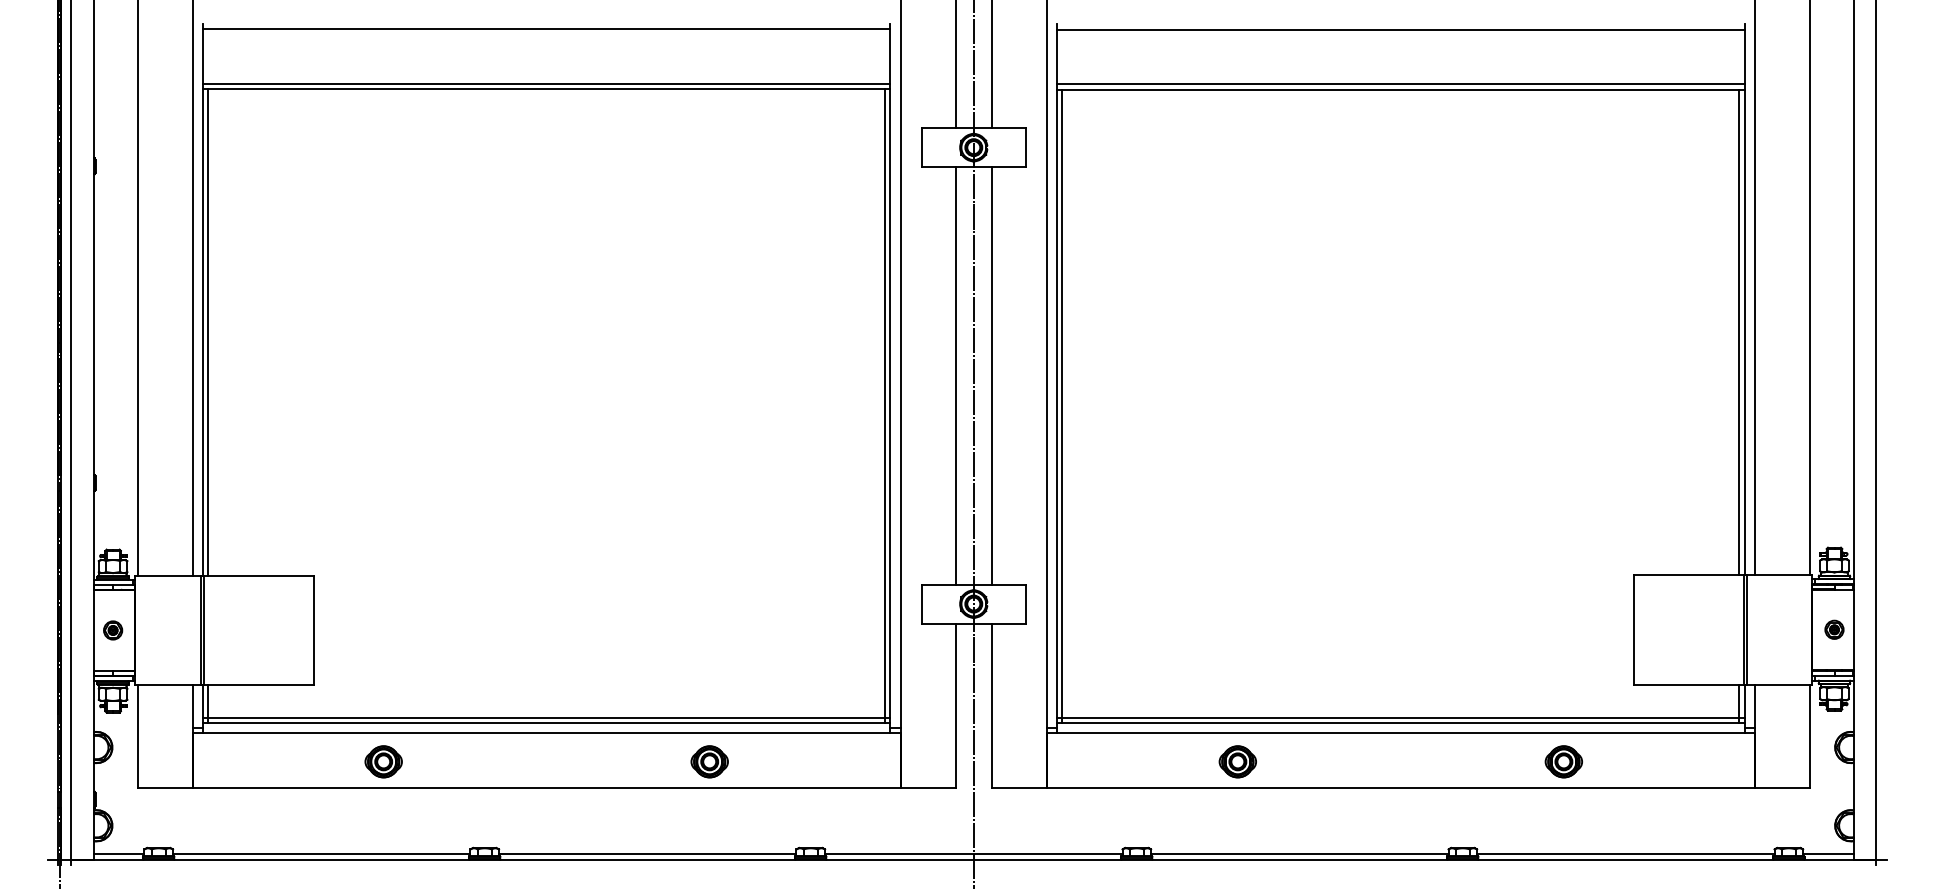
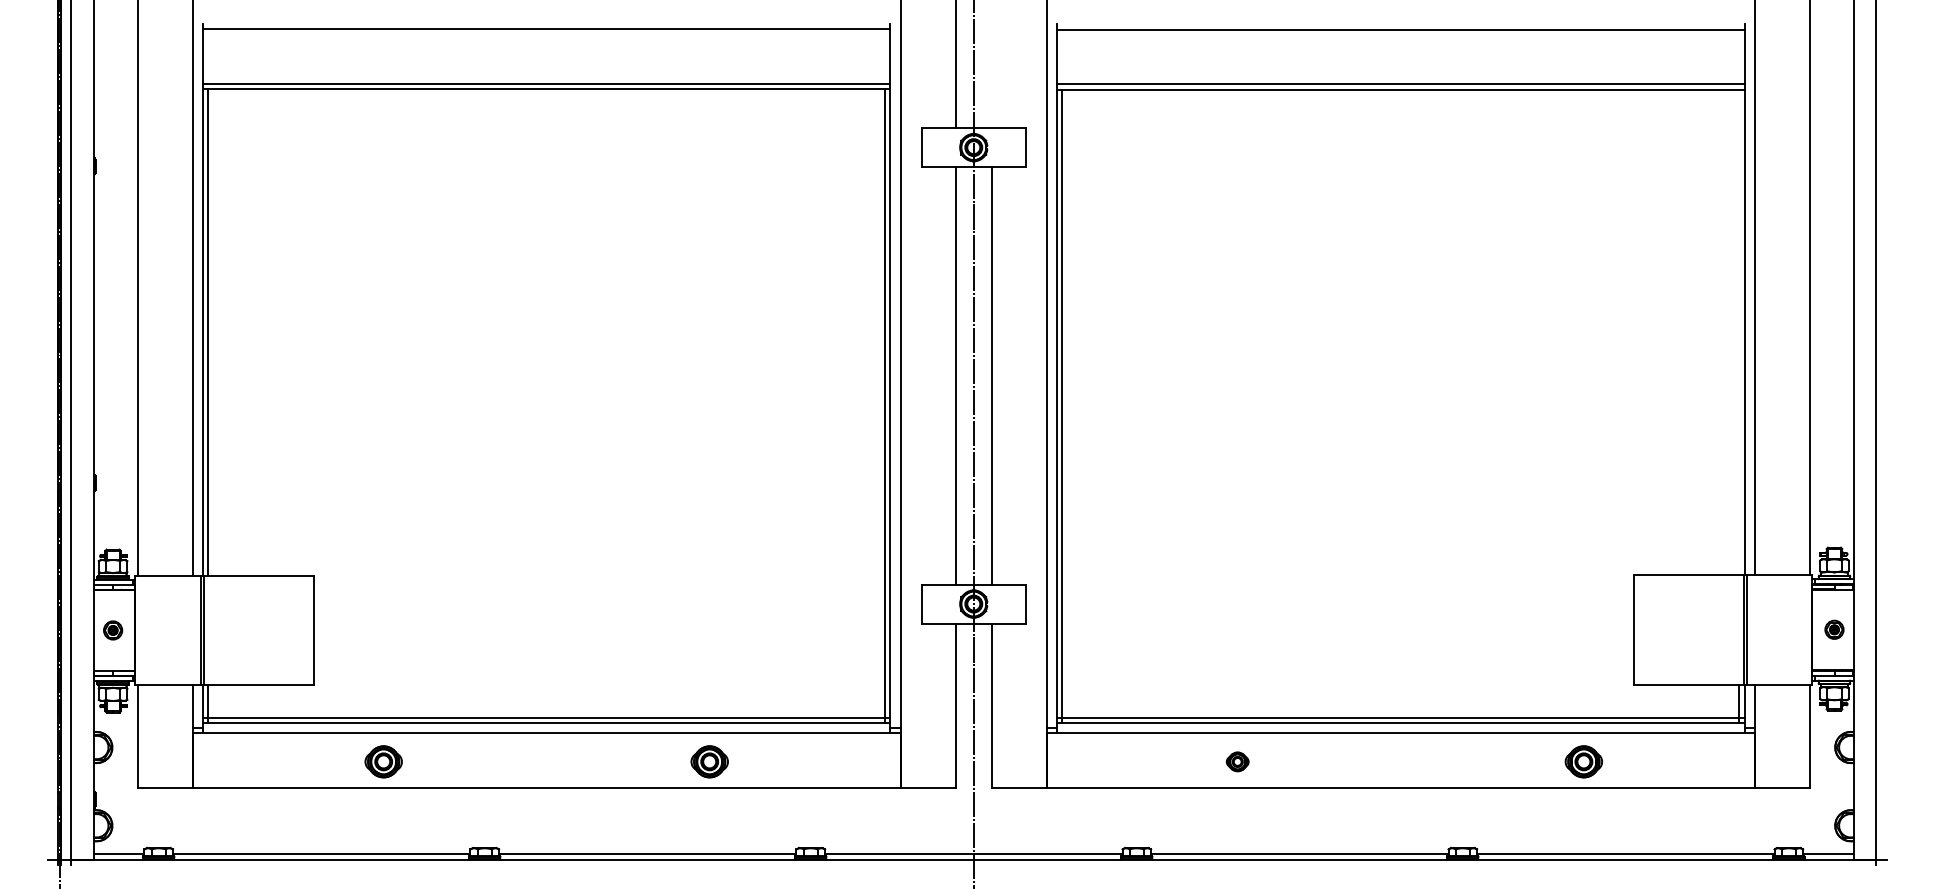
line: present -> none (992, 65)
line: present -> none (1739, 332)
part size: 39x34 px -> 25x22 px (1237, 761)
part position: (1563, 761) -> (1583, 761) (1583, 761)
